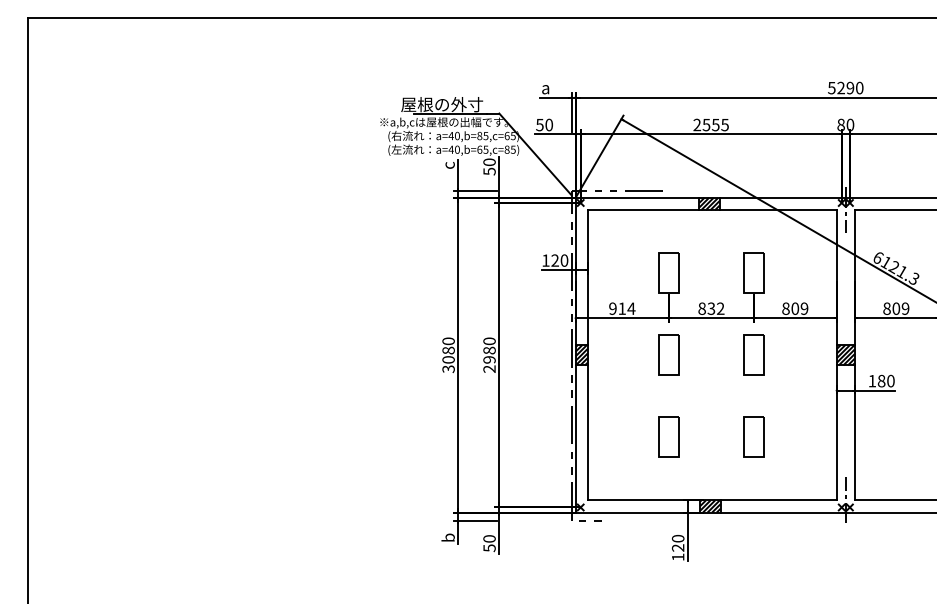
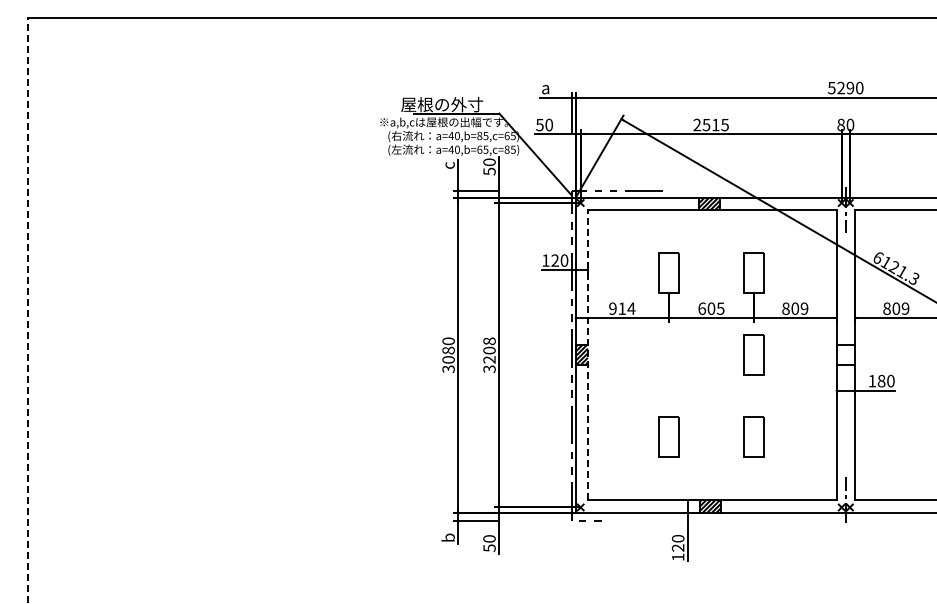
text: 2555 -> 2515 (715, 125)
text: 832 -> 605 (711, 308)
line: solid -> dashed (28, 310)
text: 2980 -> 3208 (489, 354)
line: solid -> dashed (587, 354)
part: present -> none (668, 354)
hatch: present -> none (845, 355)
